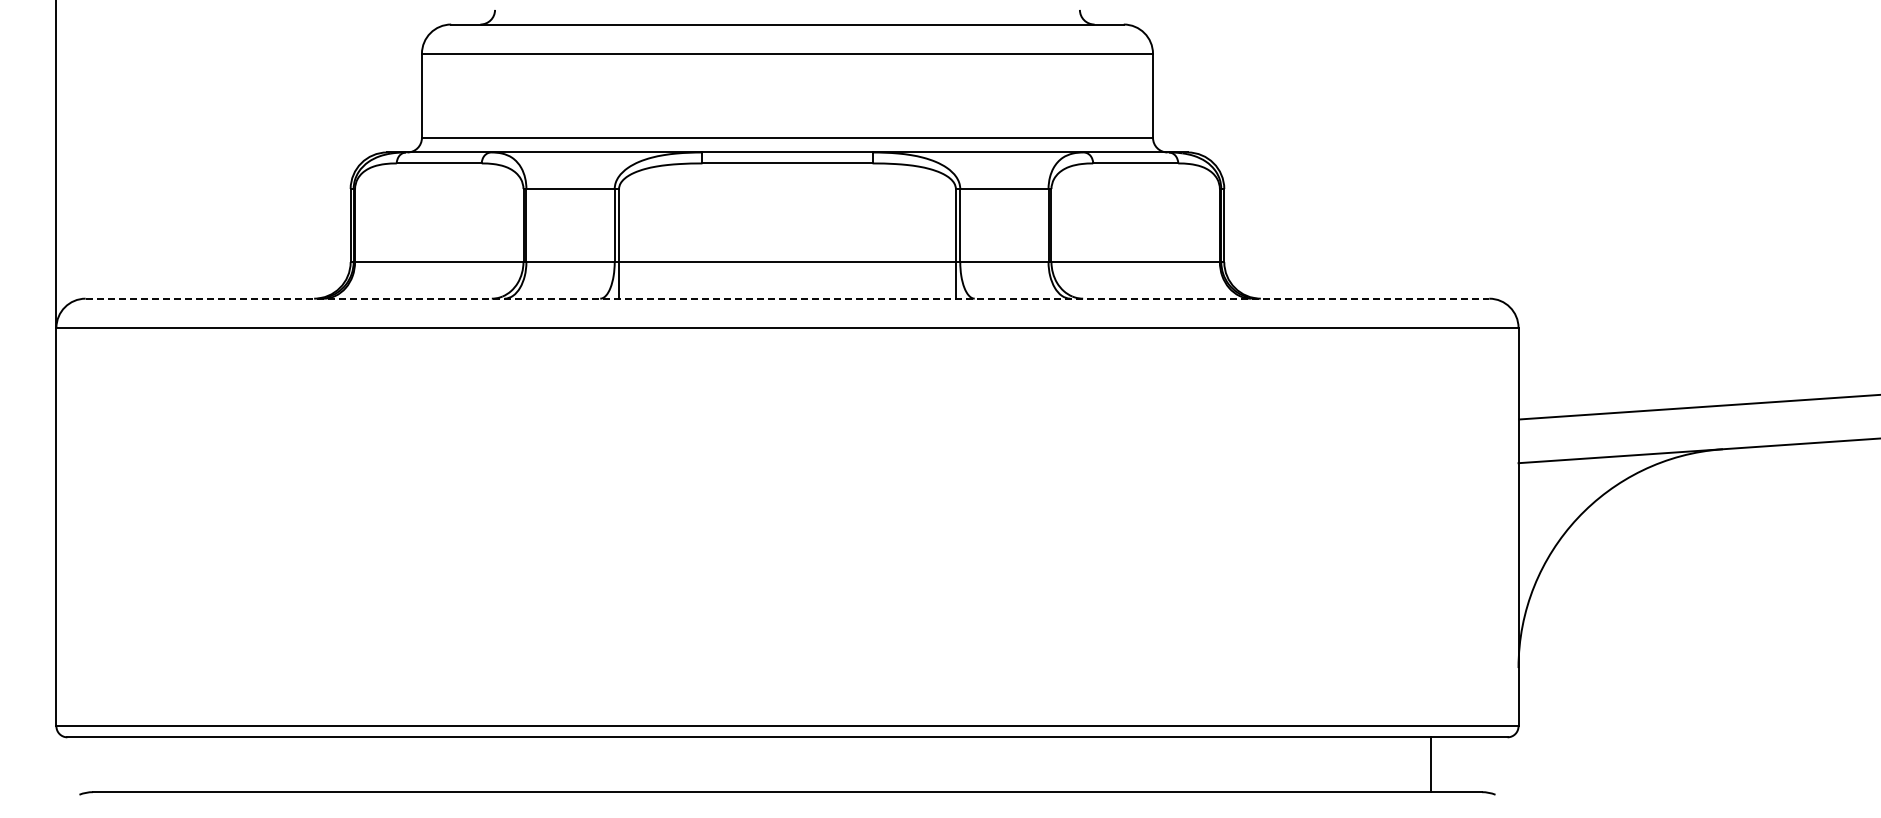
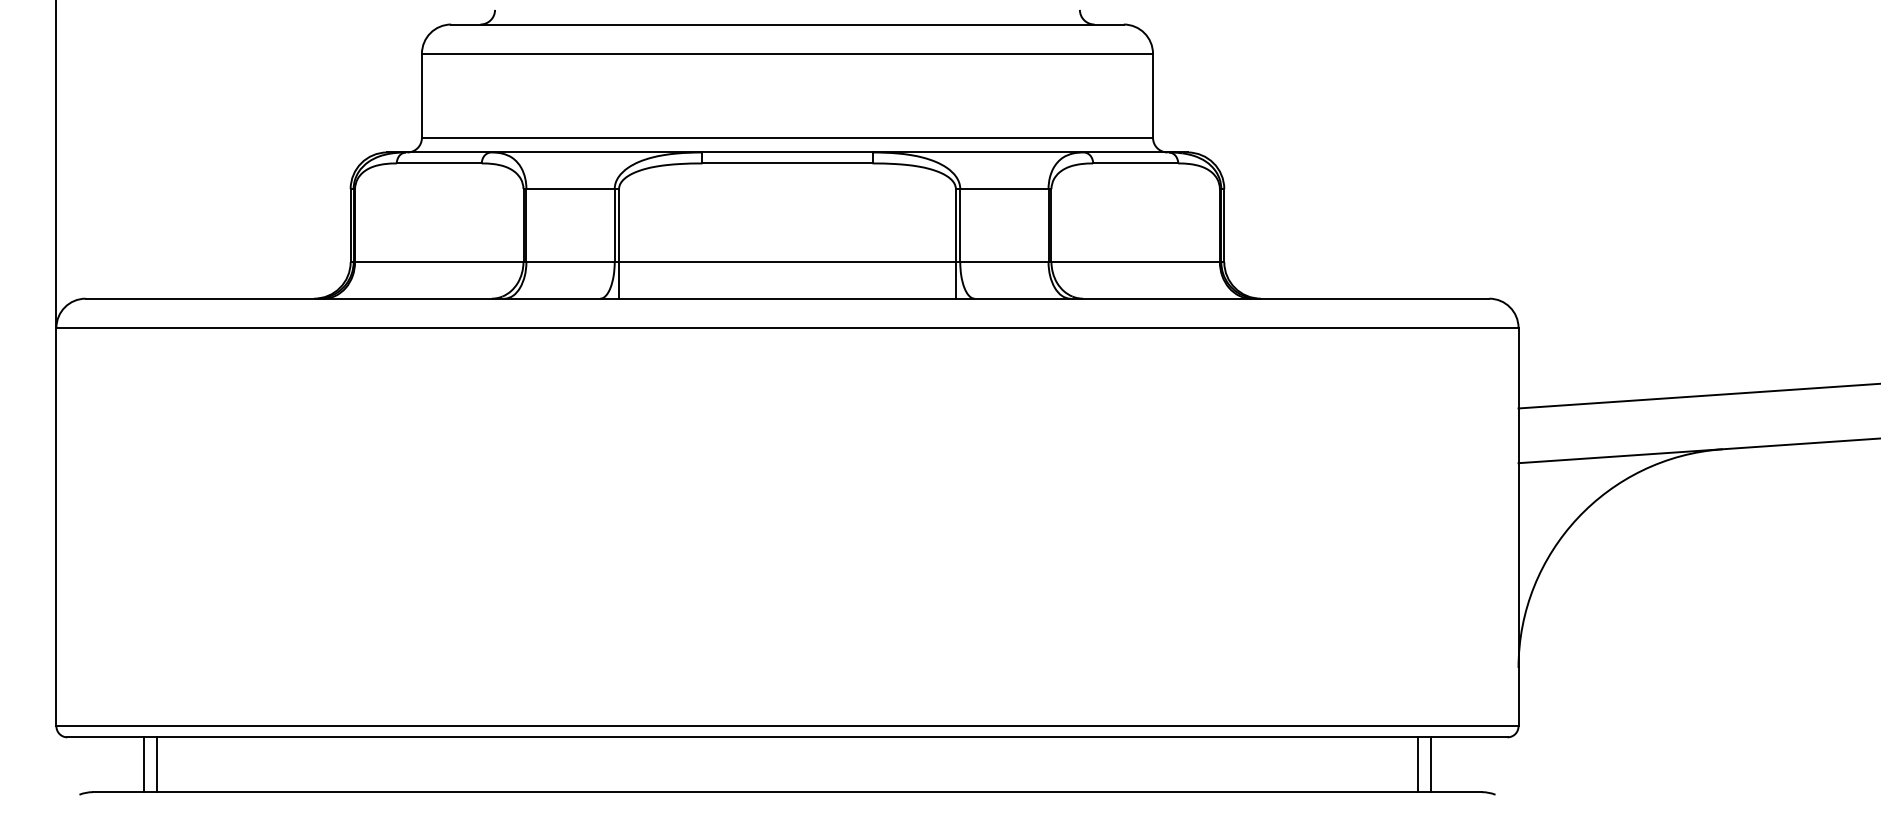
line: dashed -> solid (787, 298)
line position: (1698, 407) -> (1697, 395) (1697, 395)
line: none -> present (144, 764)
line: none -> present (156, 764)
line: none -> present (1418, 764)
